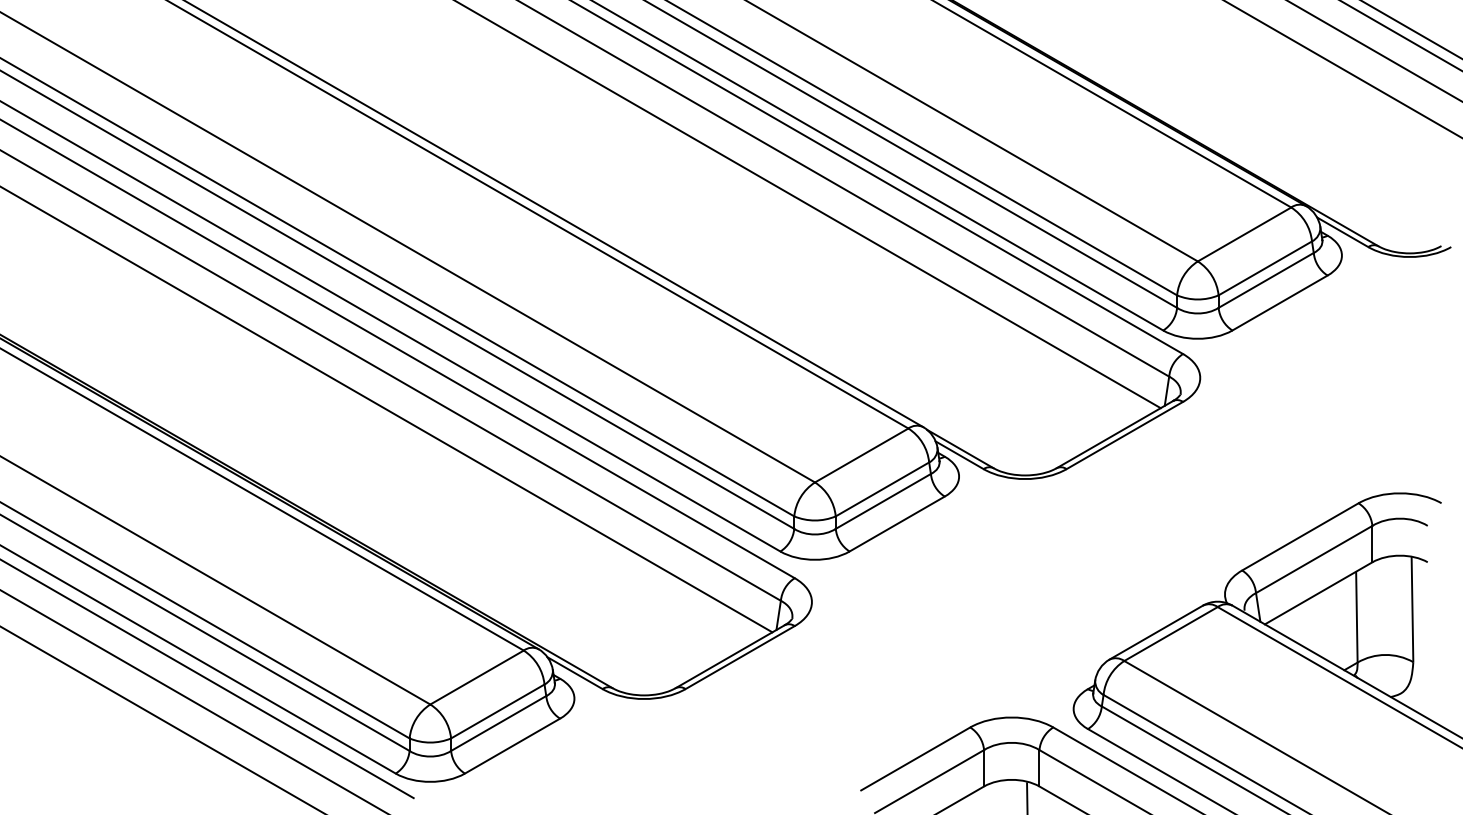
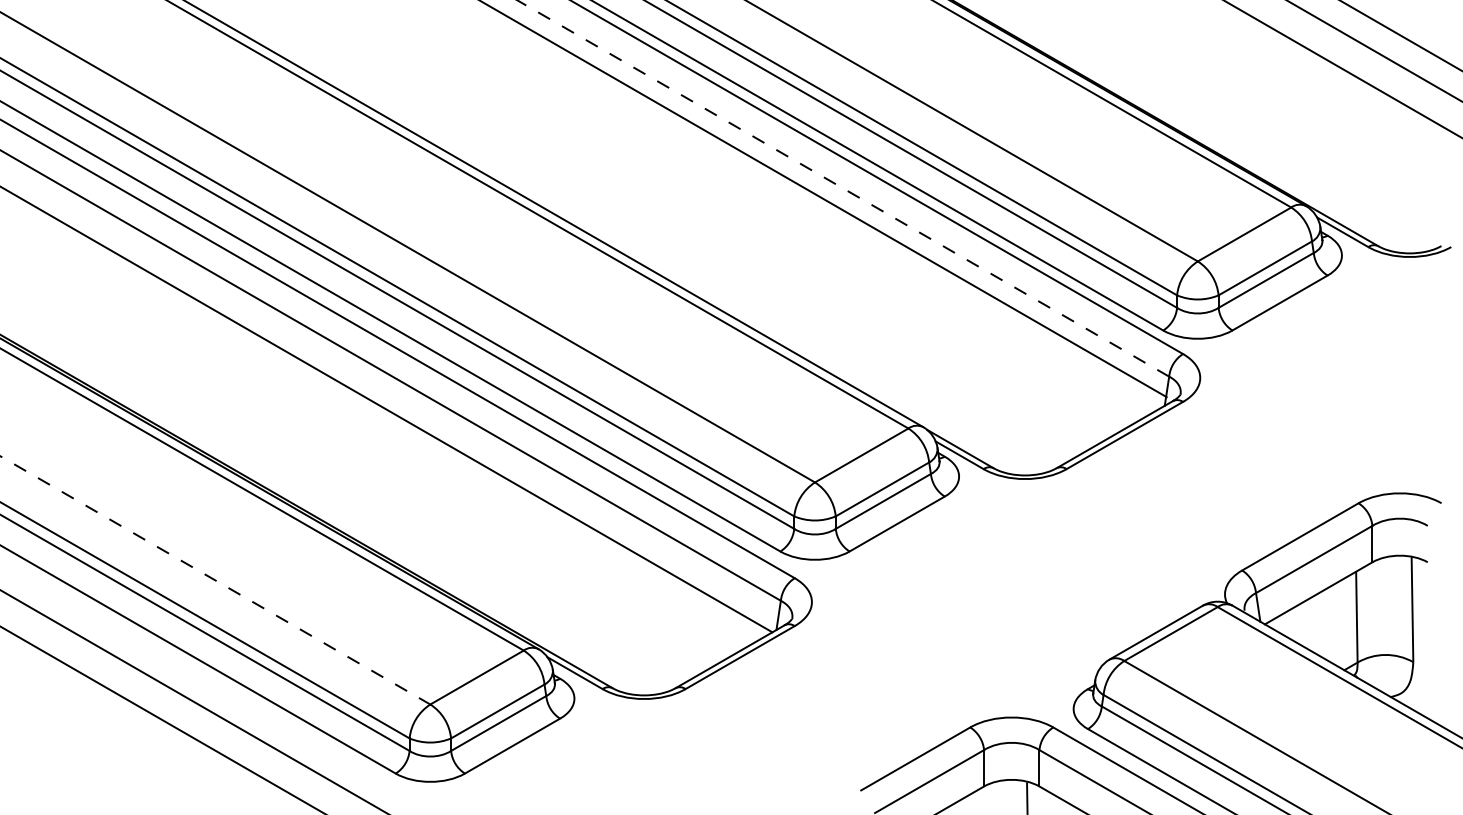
line: present -> none (1411, 29)
line: solid -> dashed (842, 188)
line position: (808, 205) -> (824, 199) (824, 199)
line: solid -> dashed (215, 580)
line: present -> none (207, 679)
